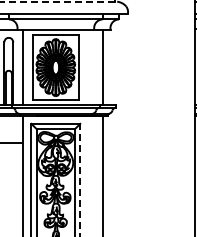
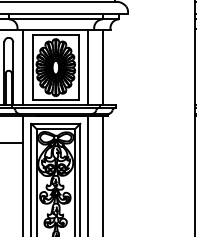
line: dashed -> solid (59, 1)
line: none -> present (88, 67)
line: none -> present (88, 174)
line: dashed -> solid (80, 179)
